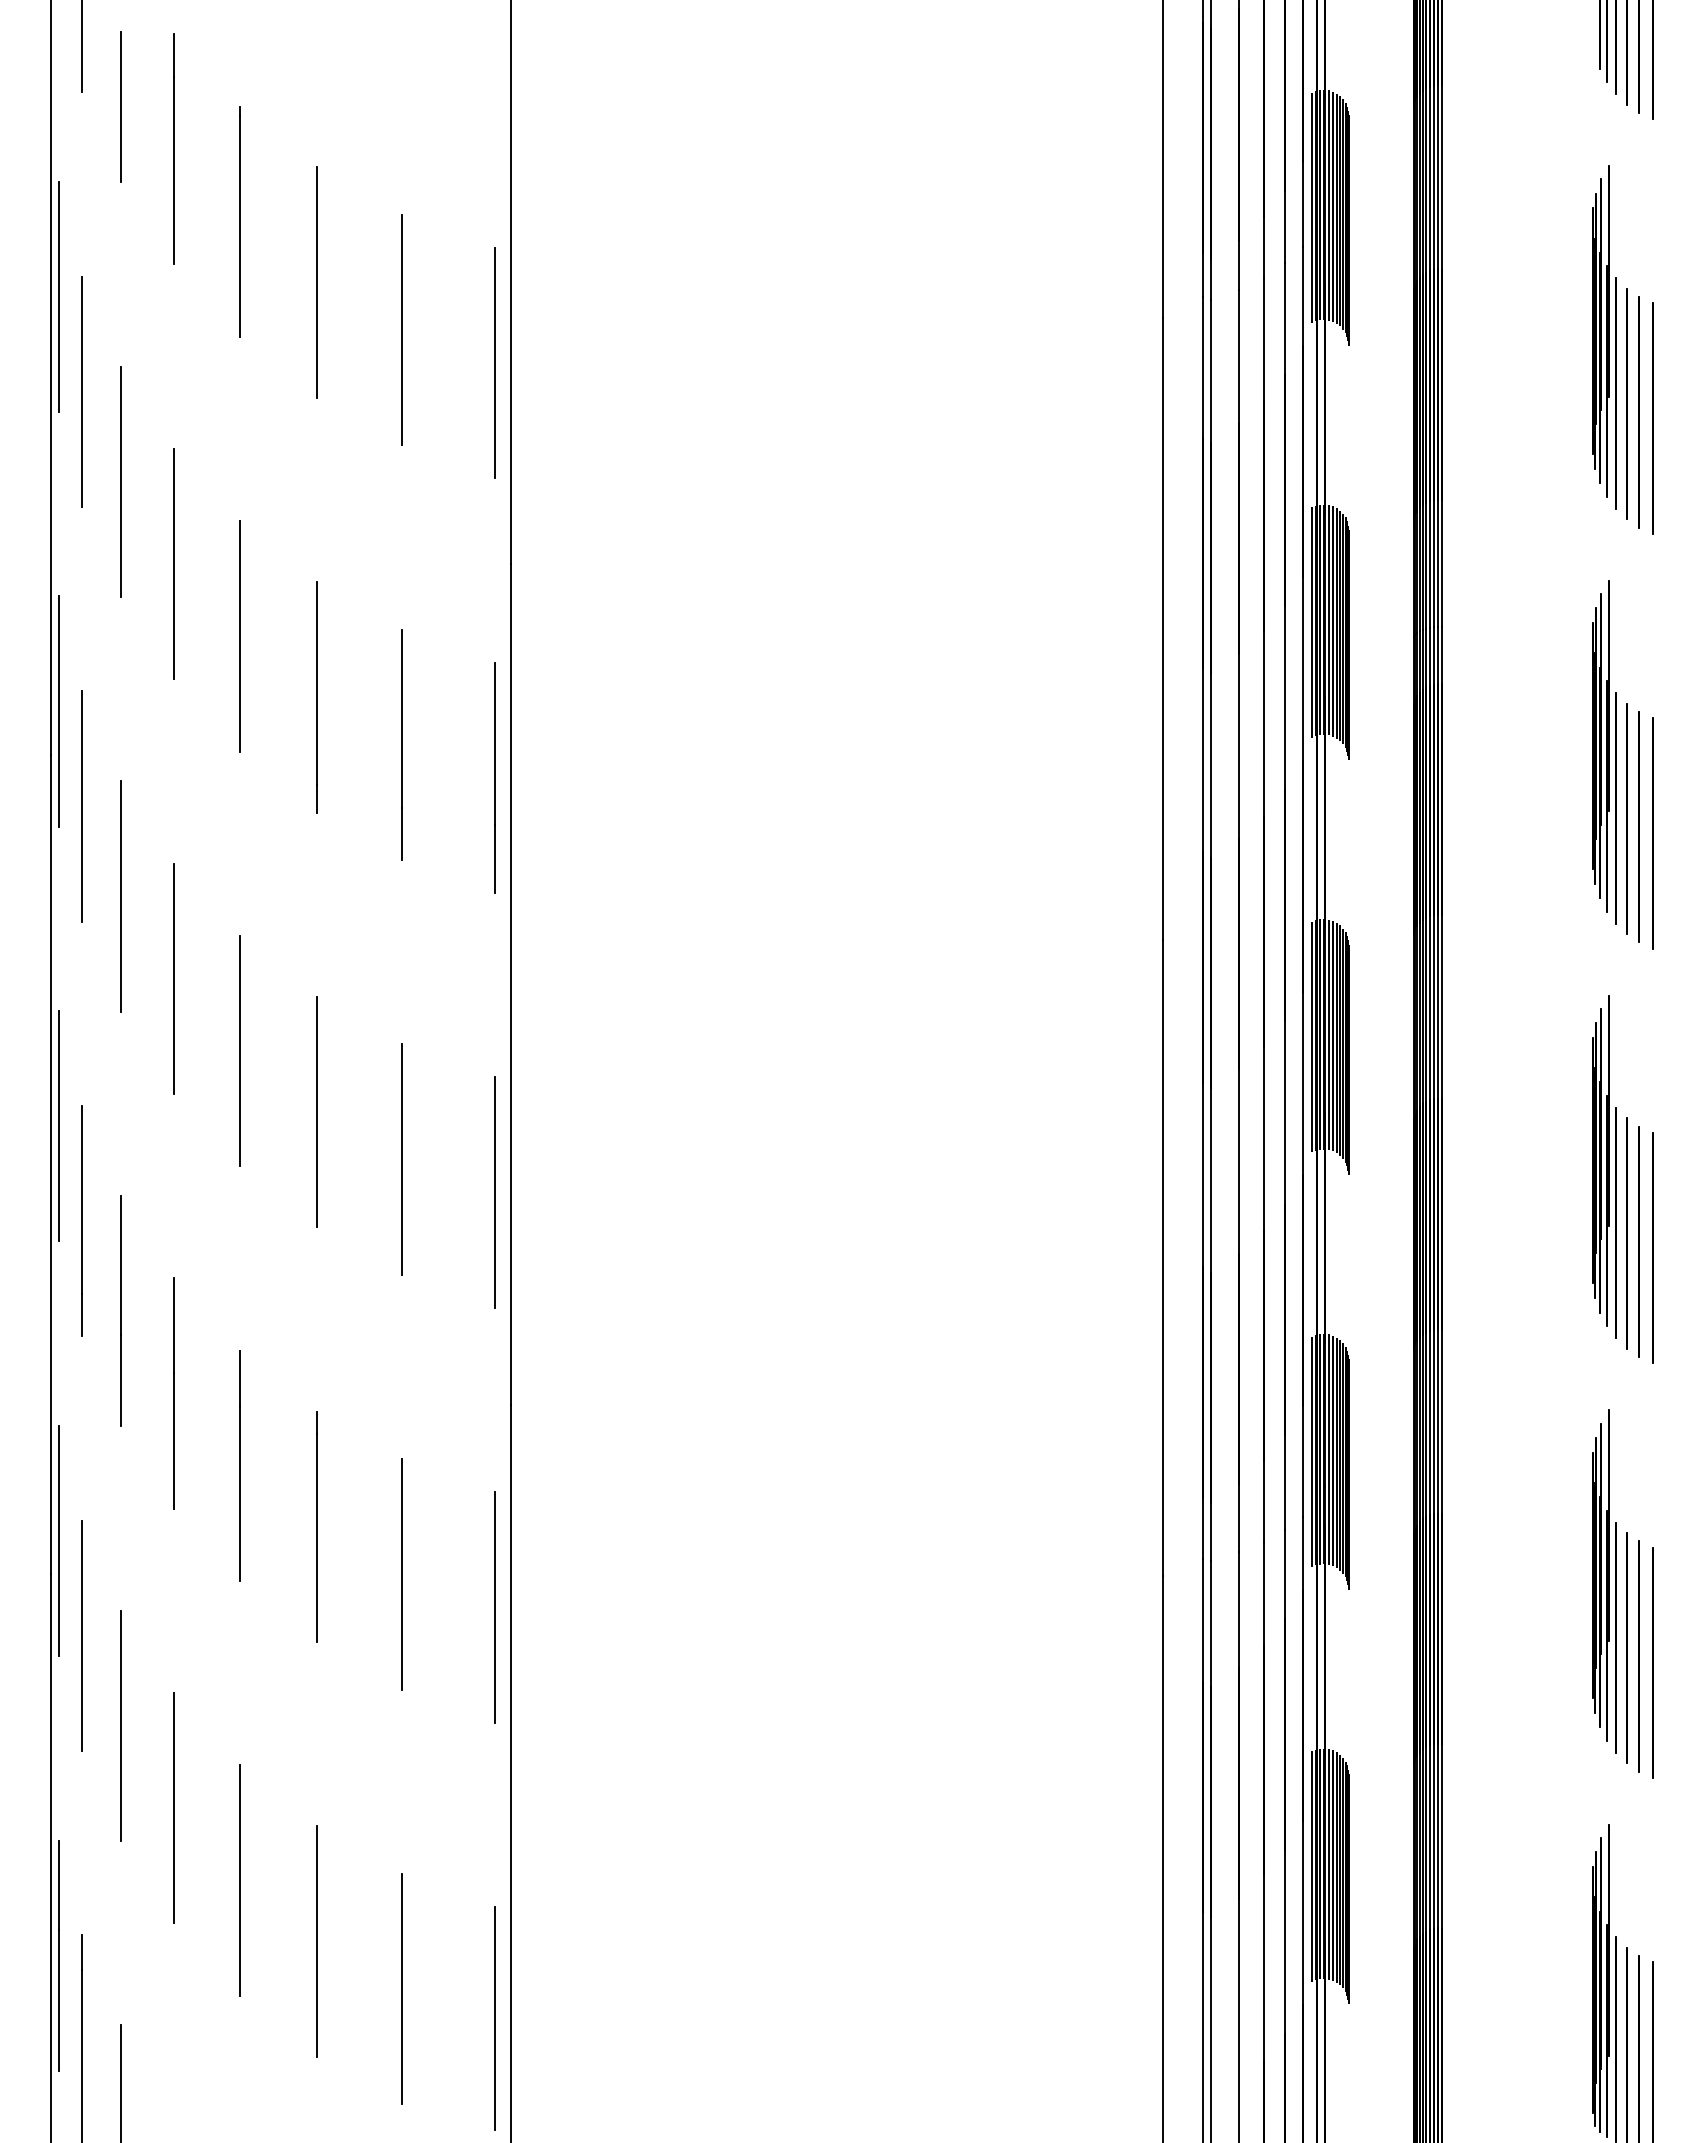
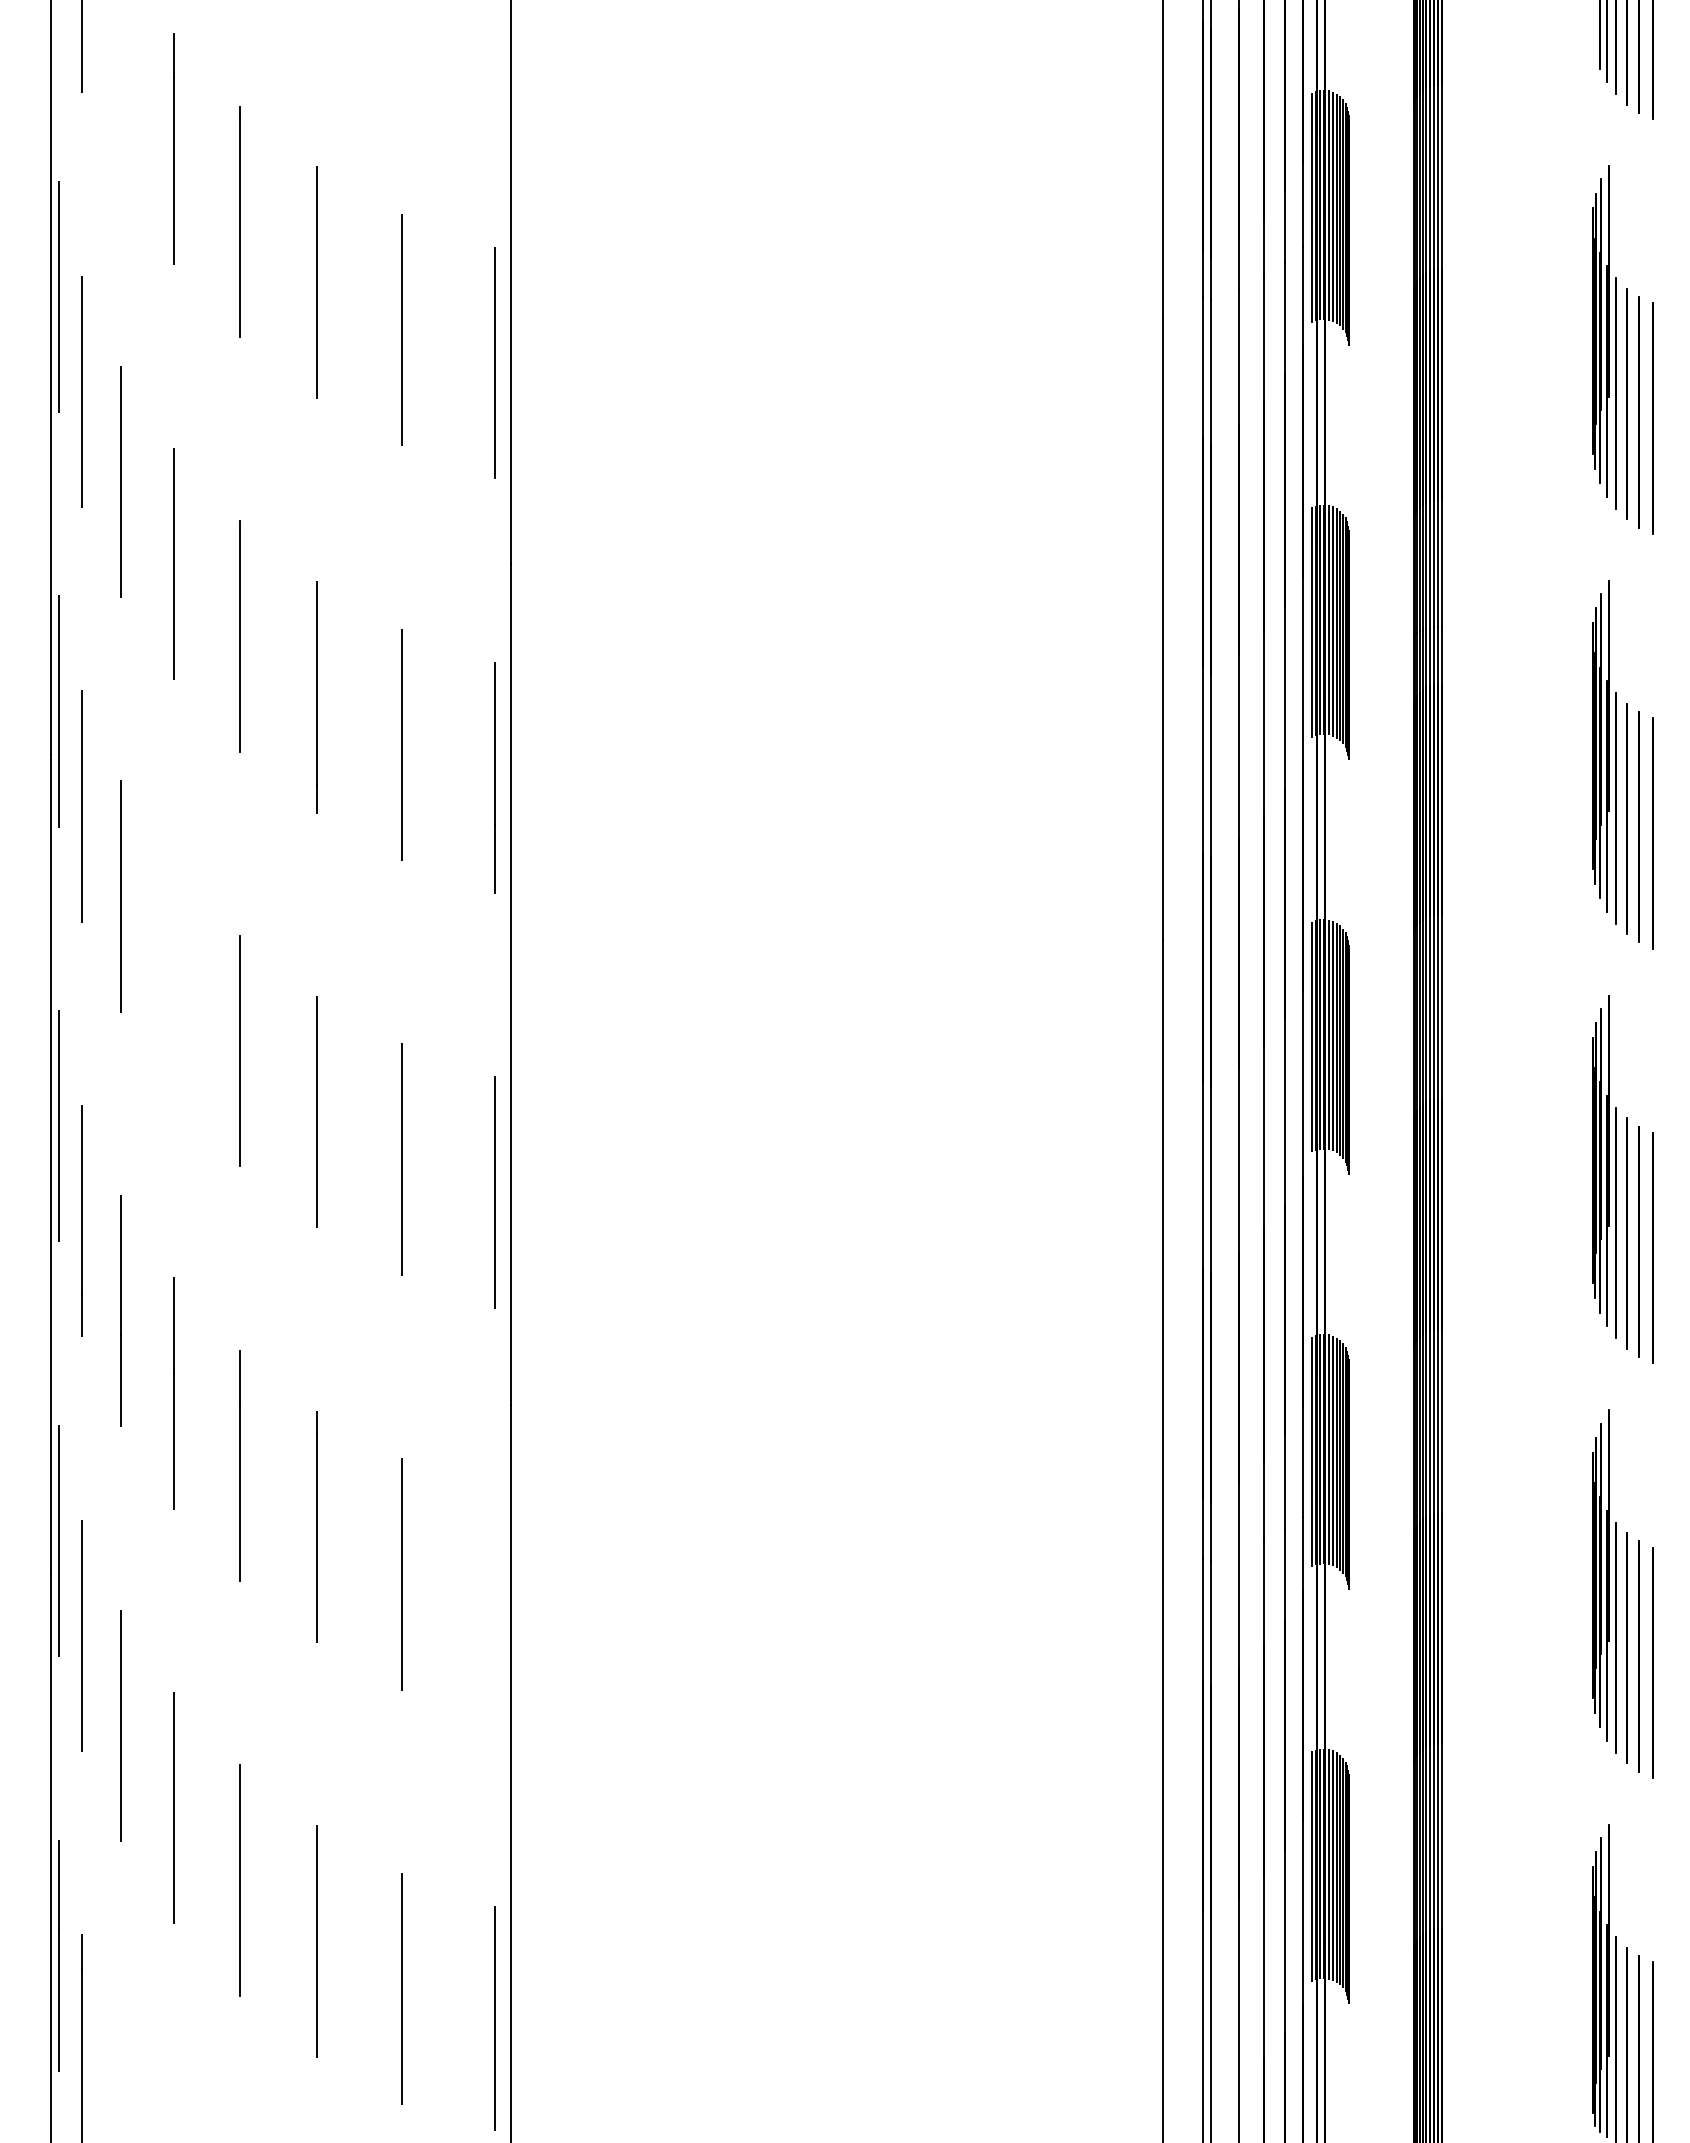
line: present -> none (121, 106)
line: present -> none (174, 978)
line: present -> none (494, 1607)
line: present -> none (121, 2082)
